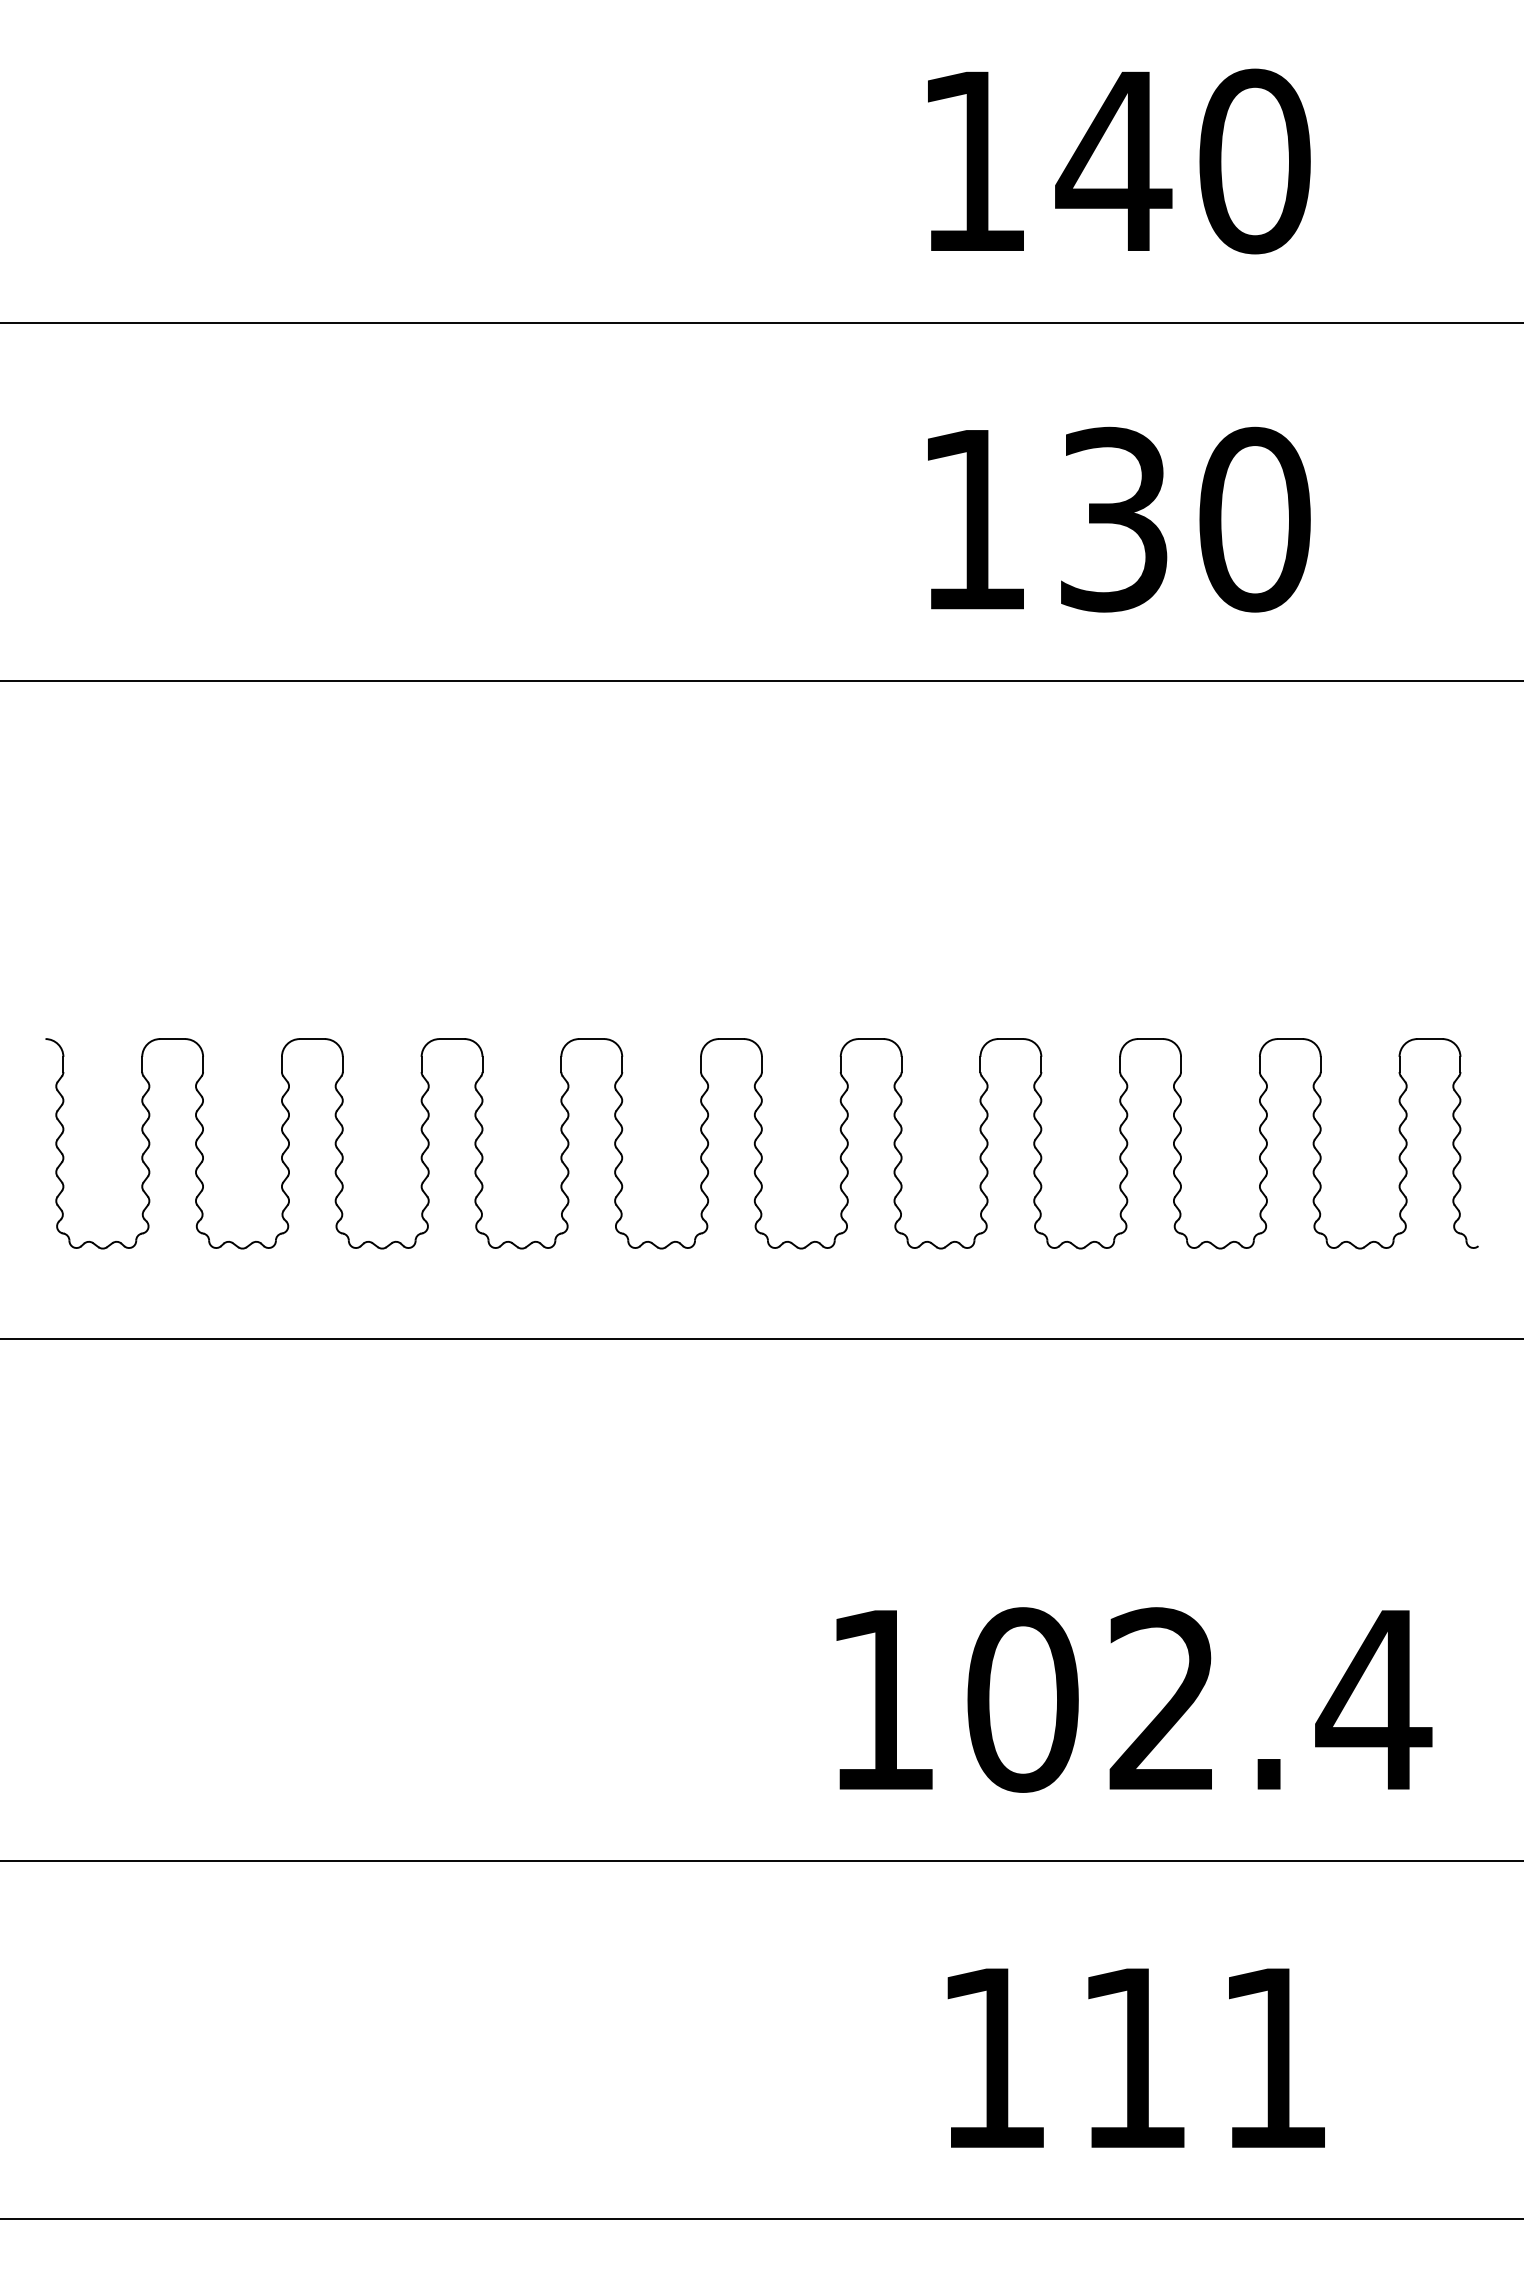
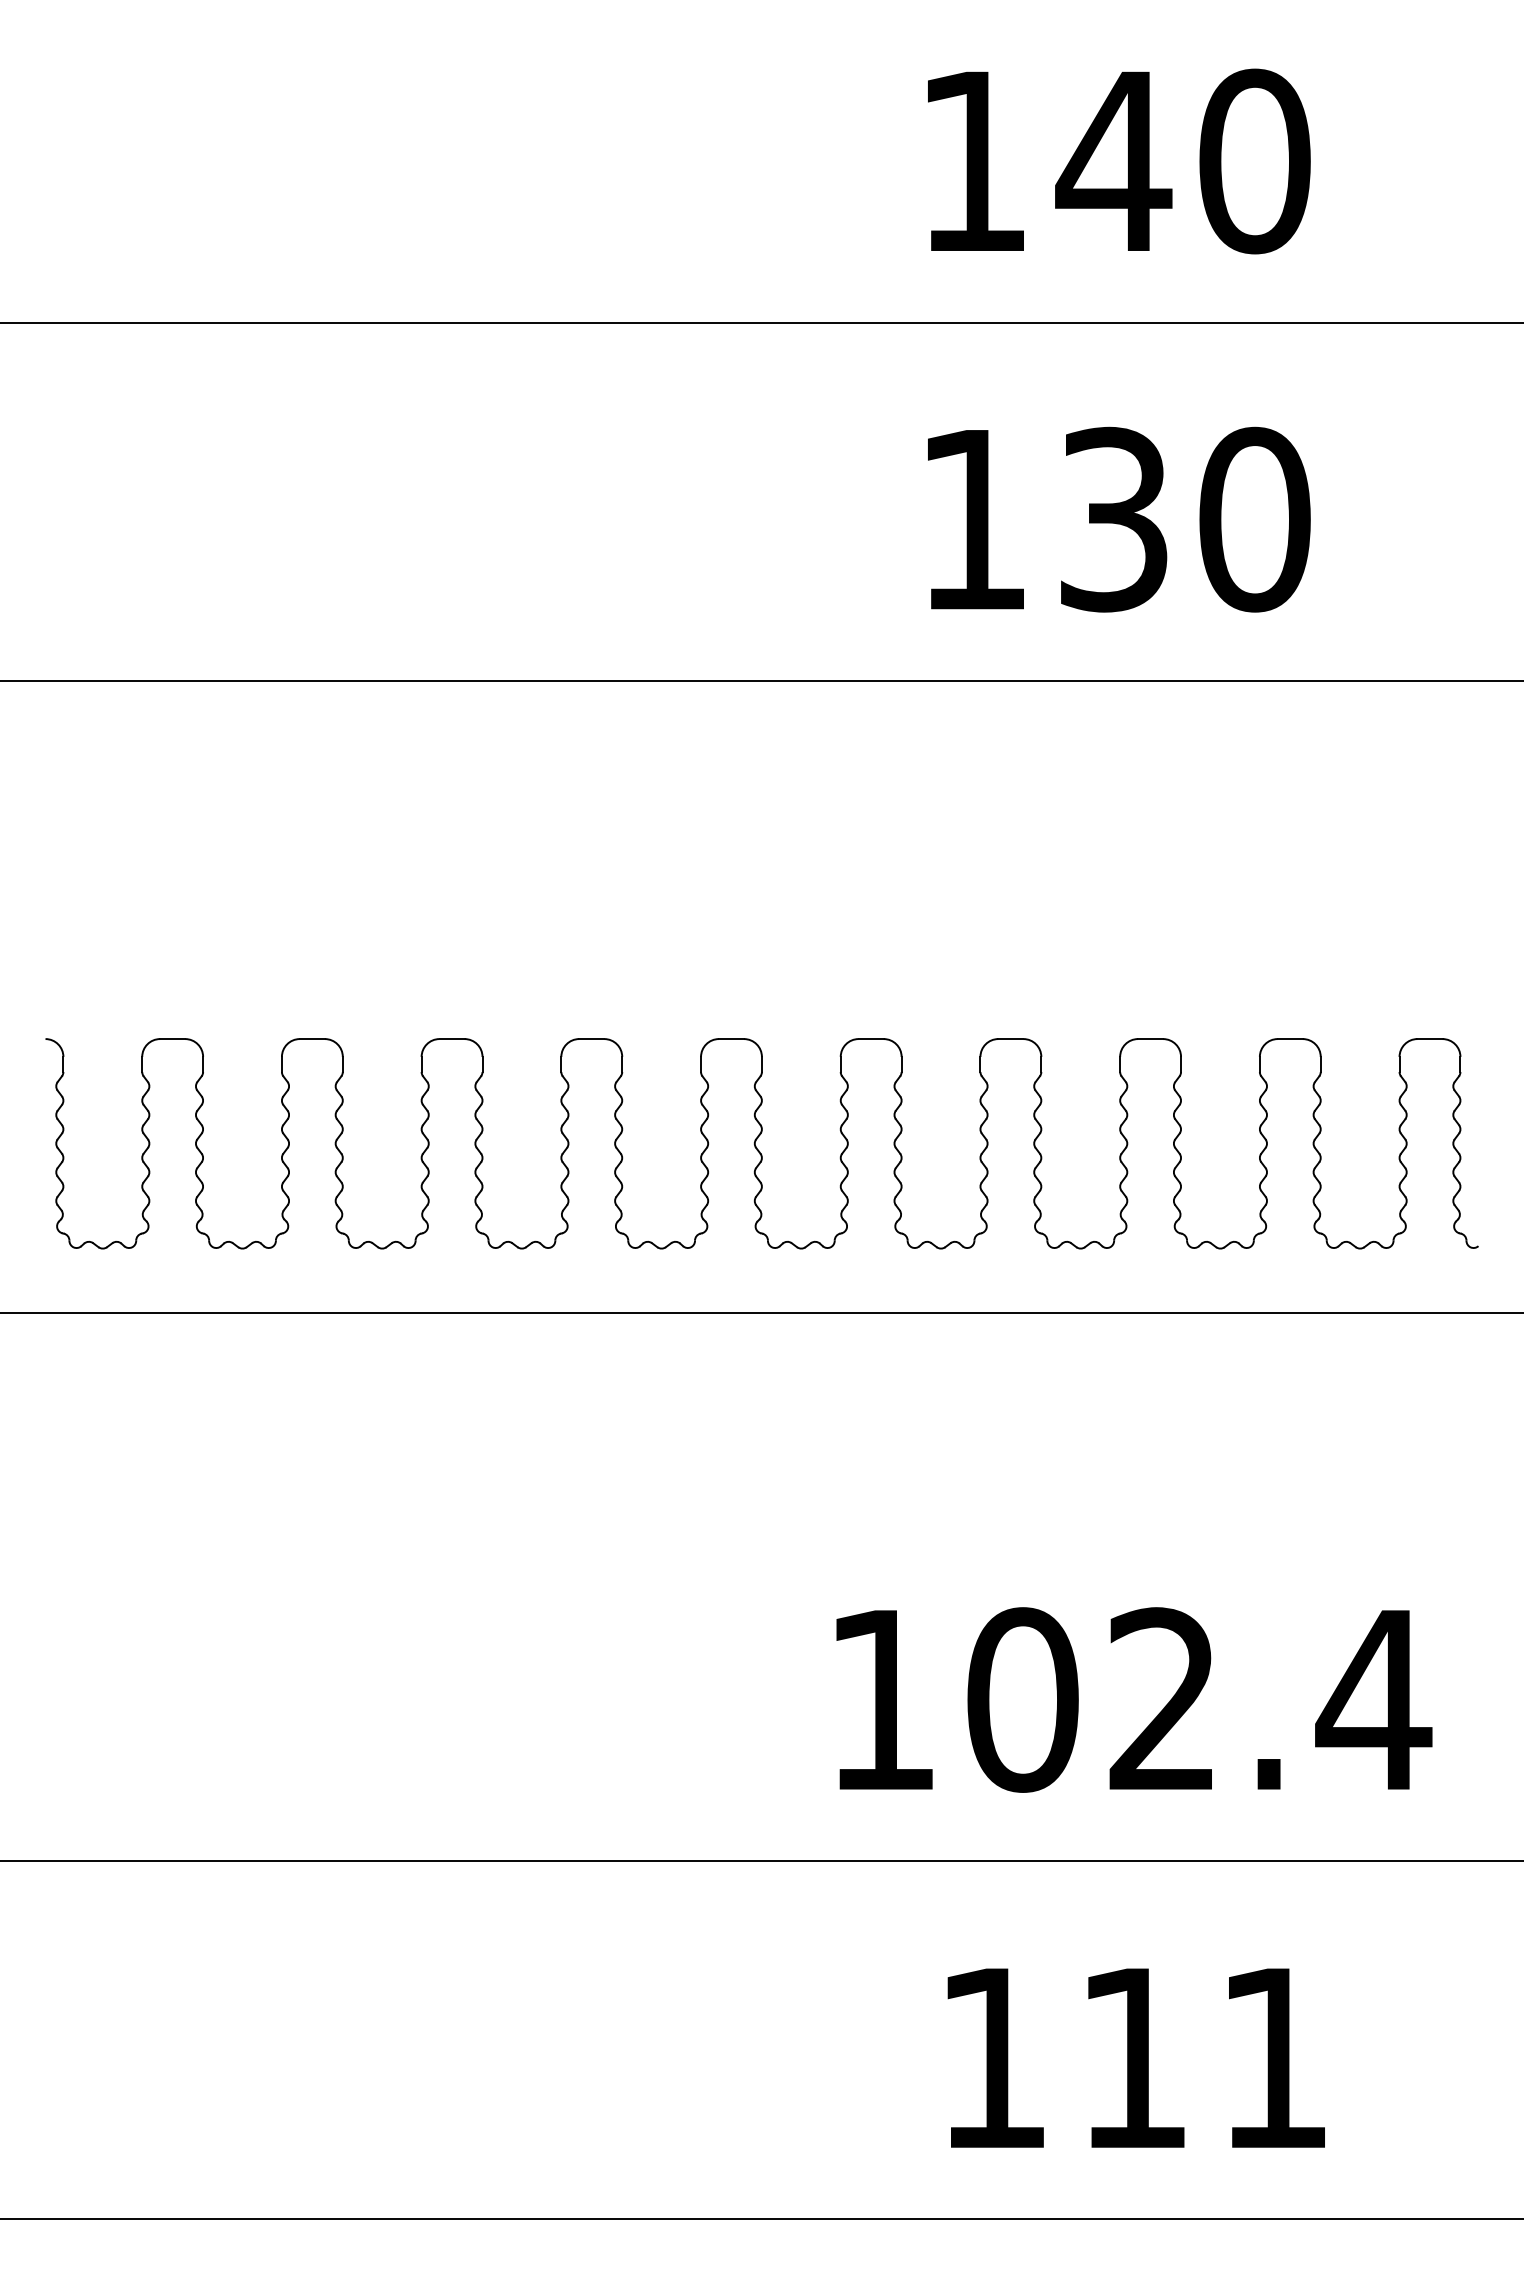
line position: (761, 1339) -> (761, 1313) (761, 1313)
